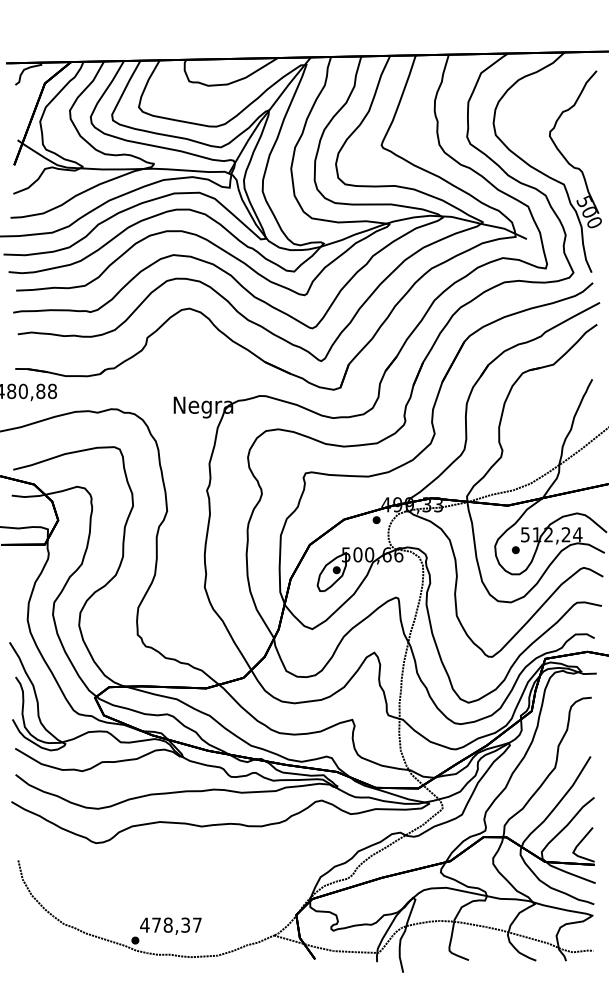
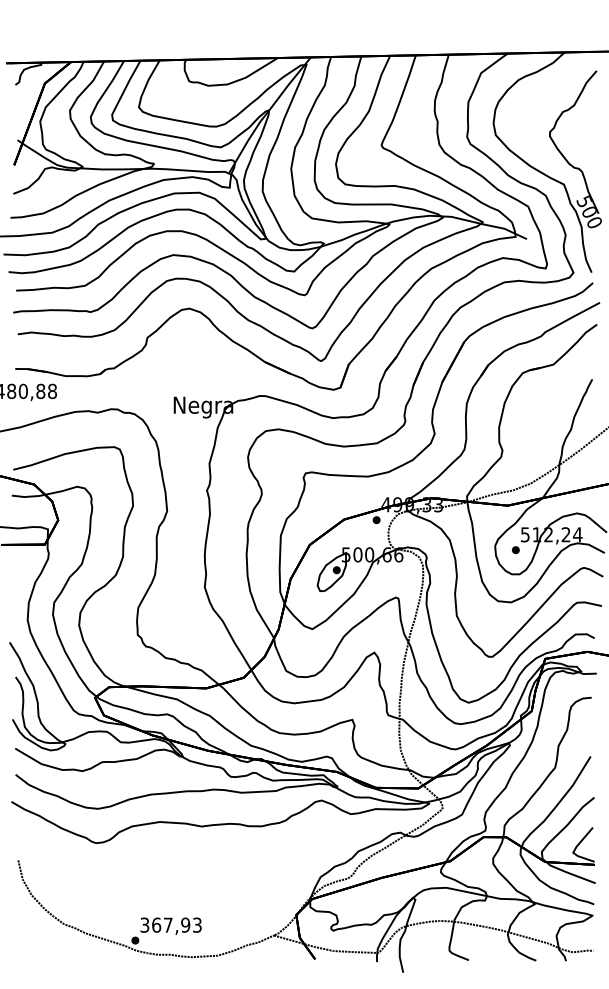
text: 478,37 -> 367,93 (170, 924)
